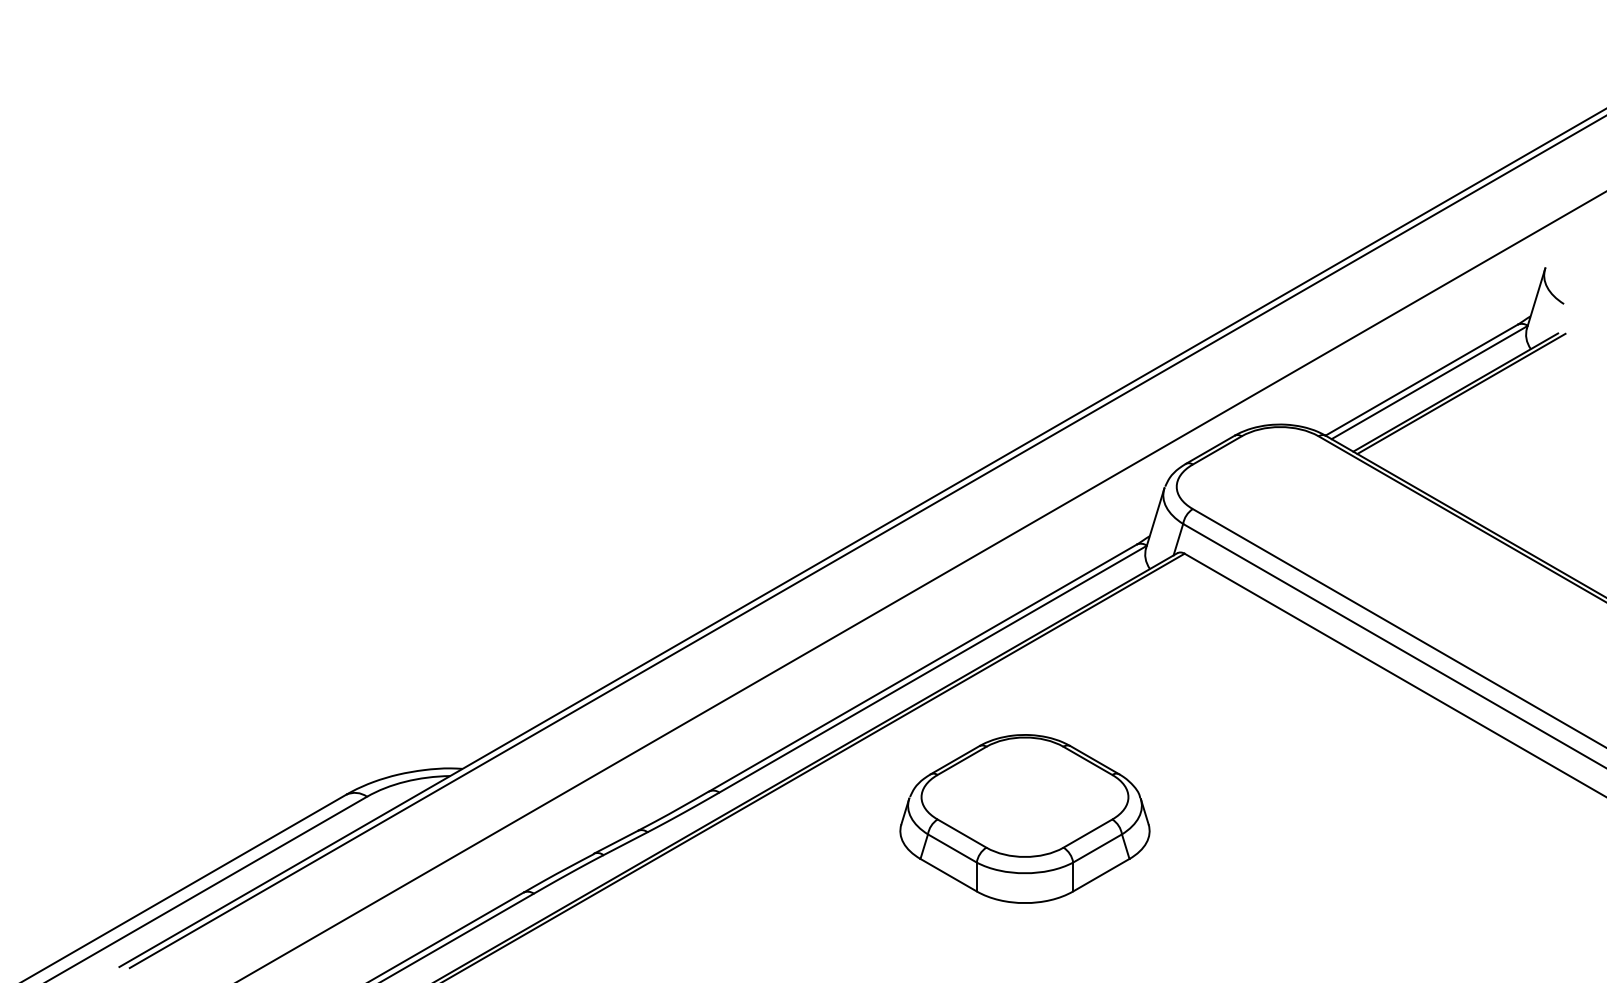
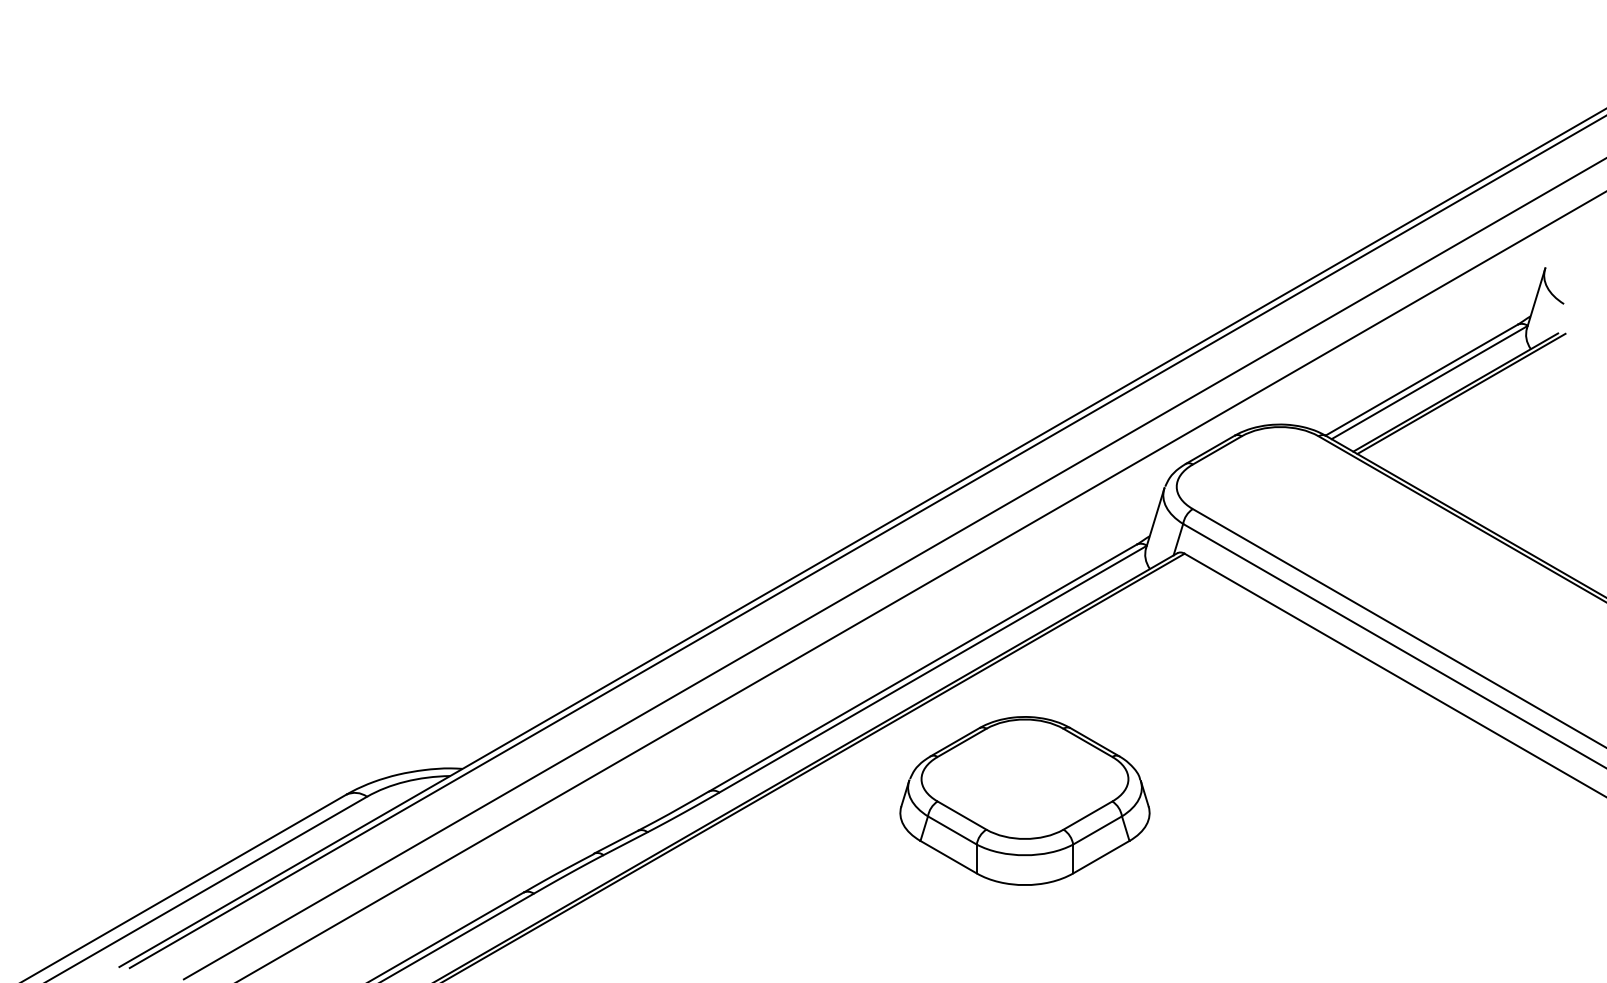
line: none -> present (893, 569)
part position: (1024, 818) -> (1024, 800) (1024, 800)
